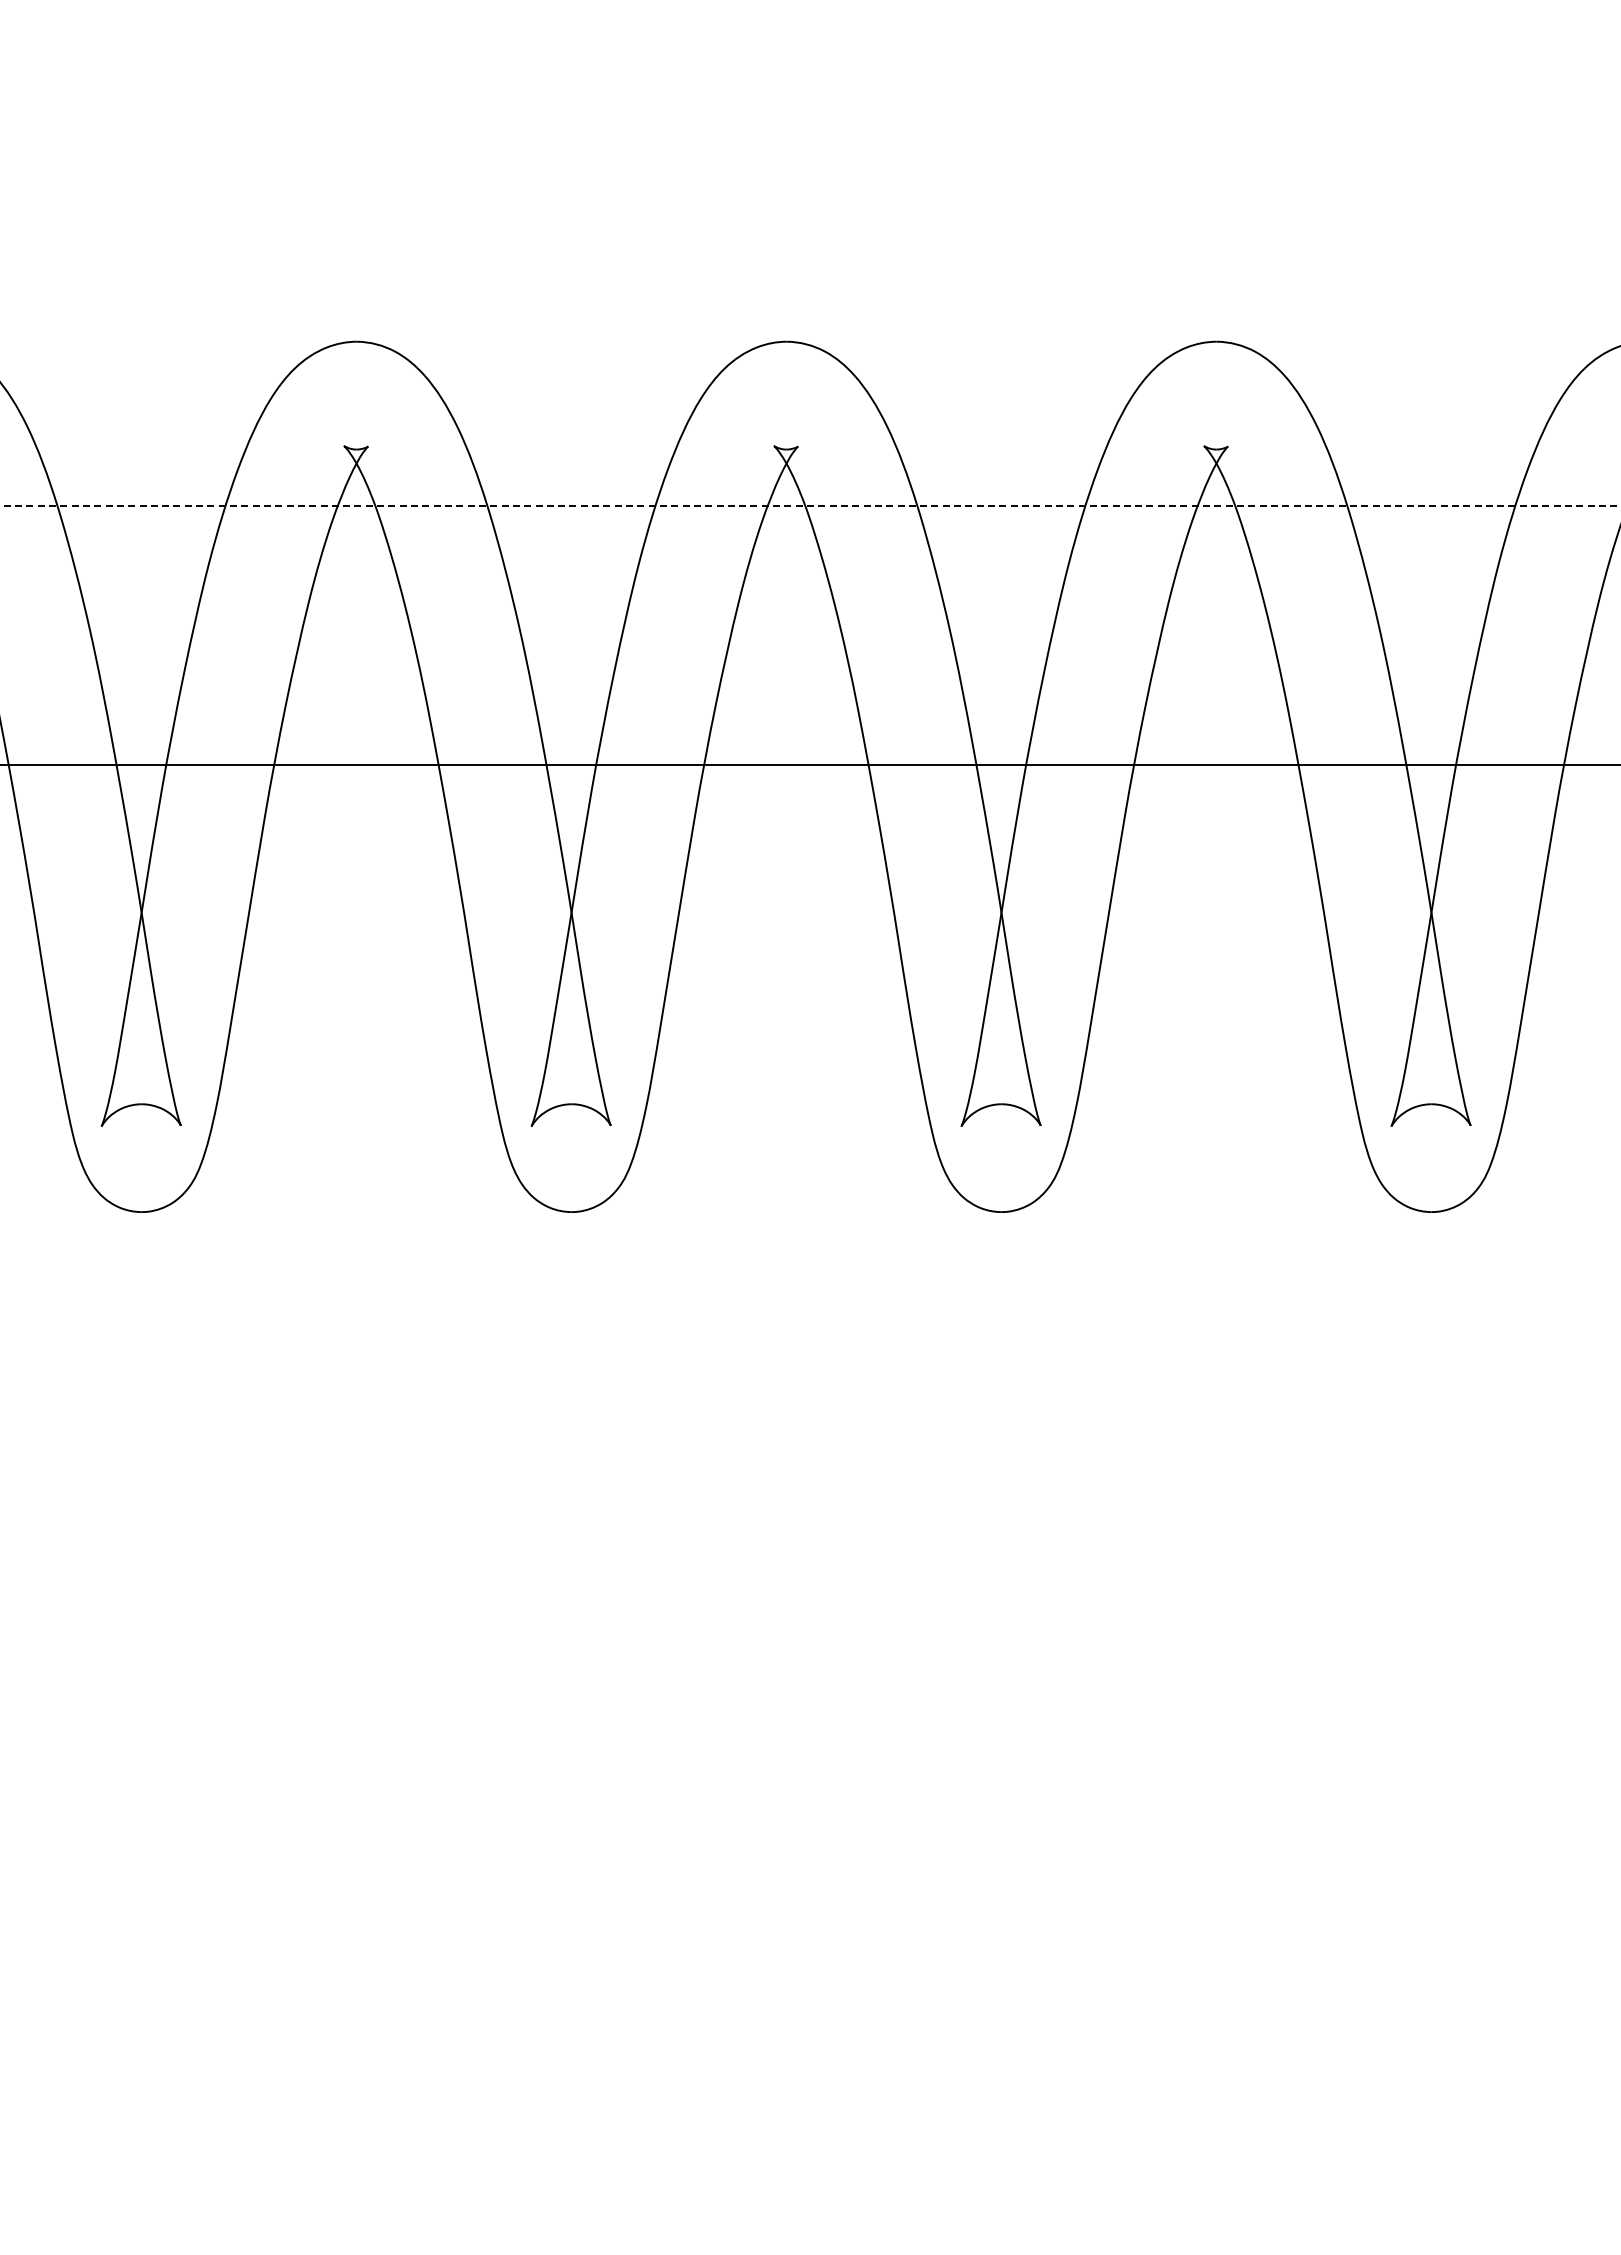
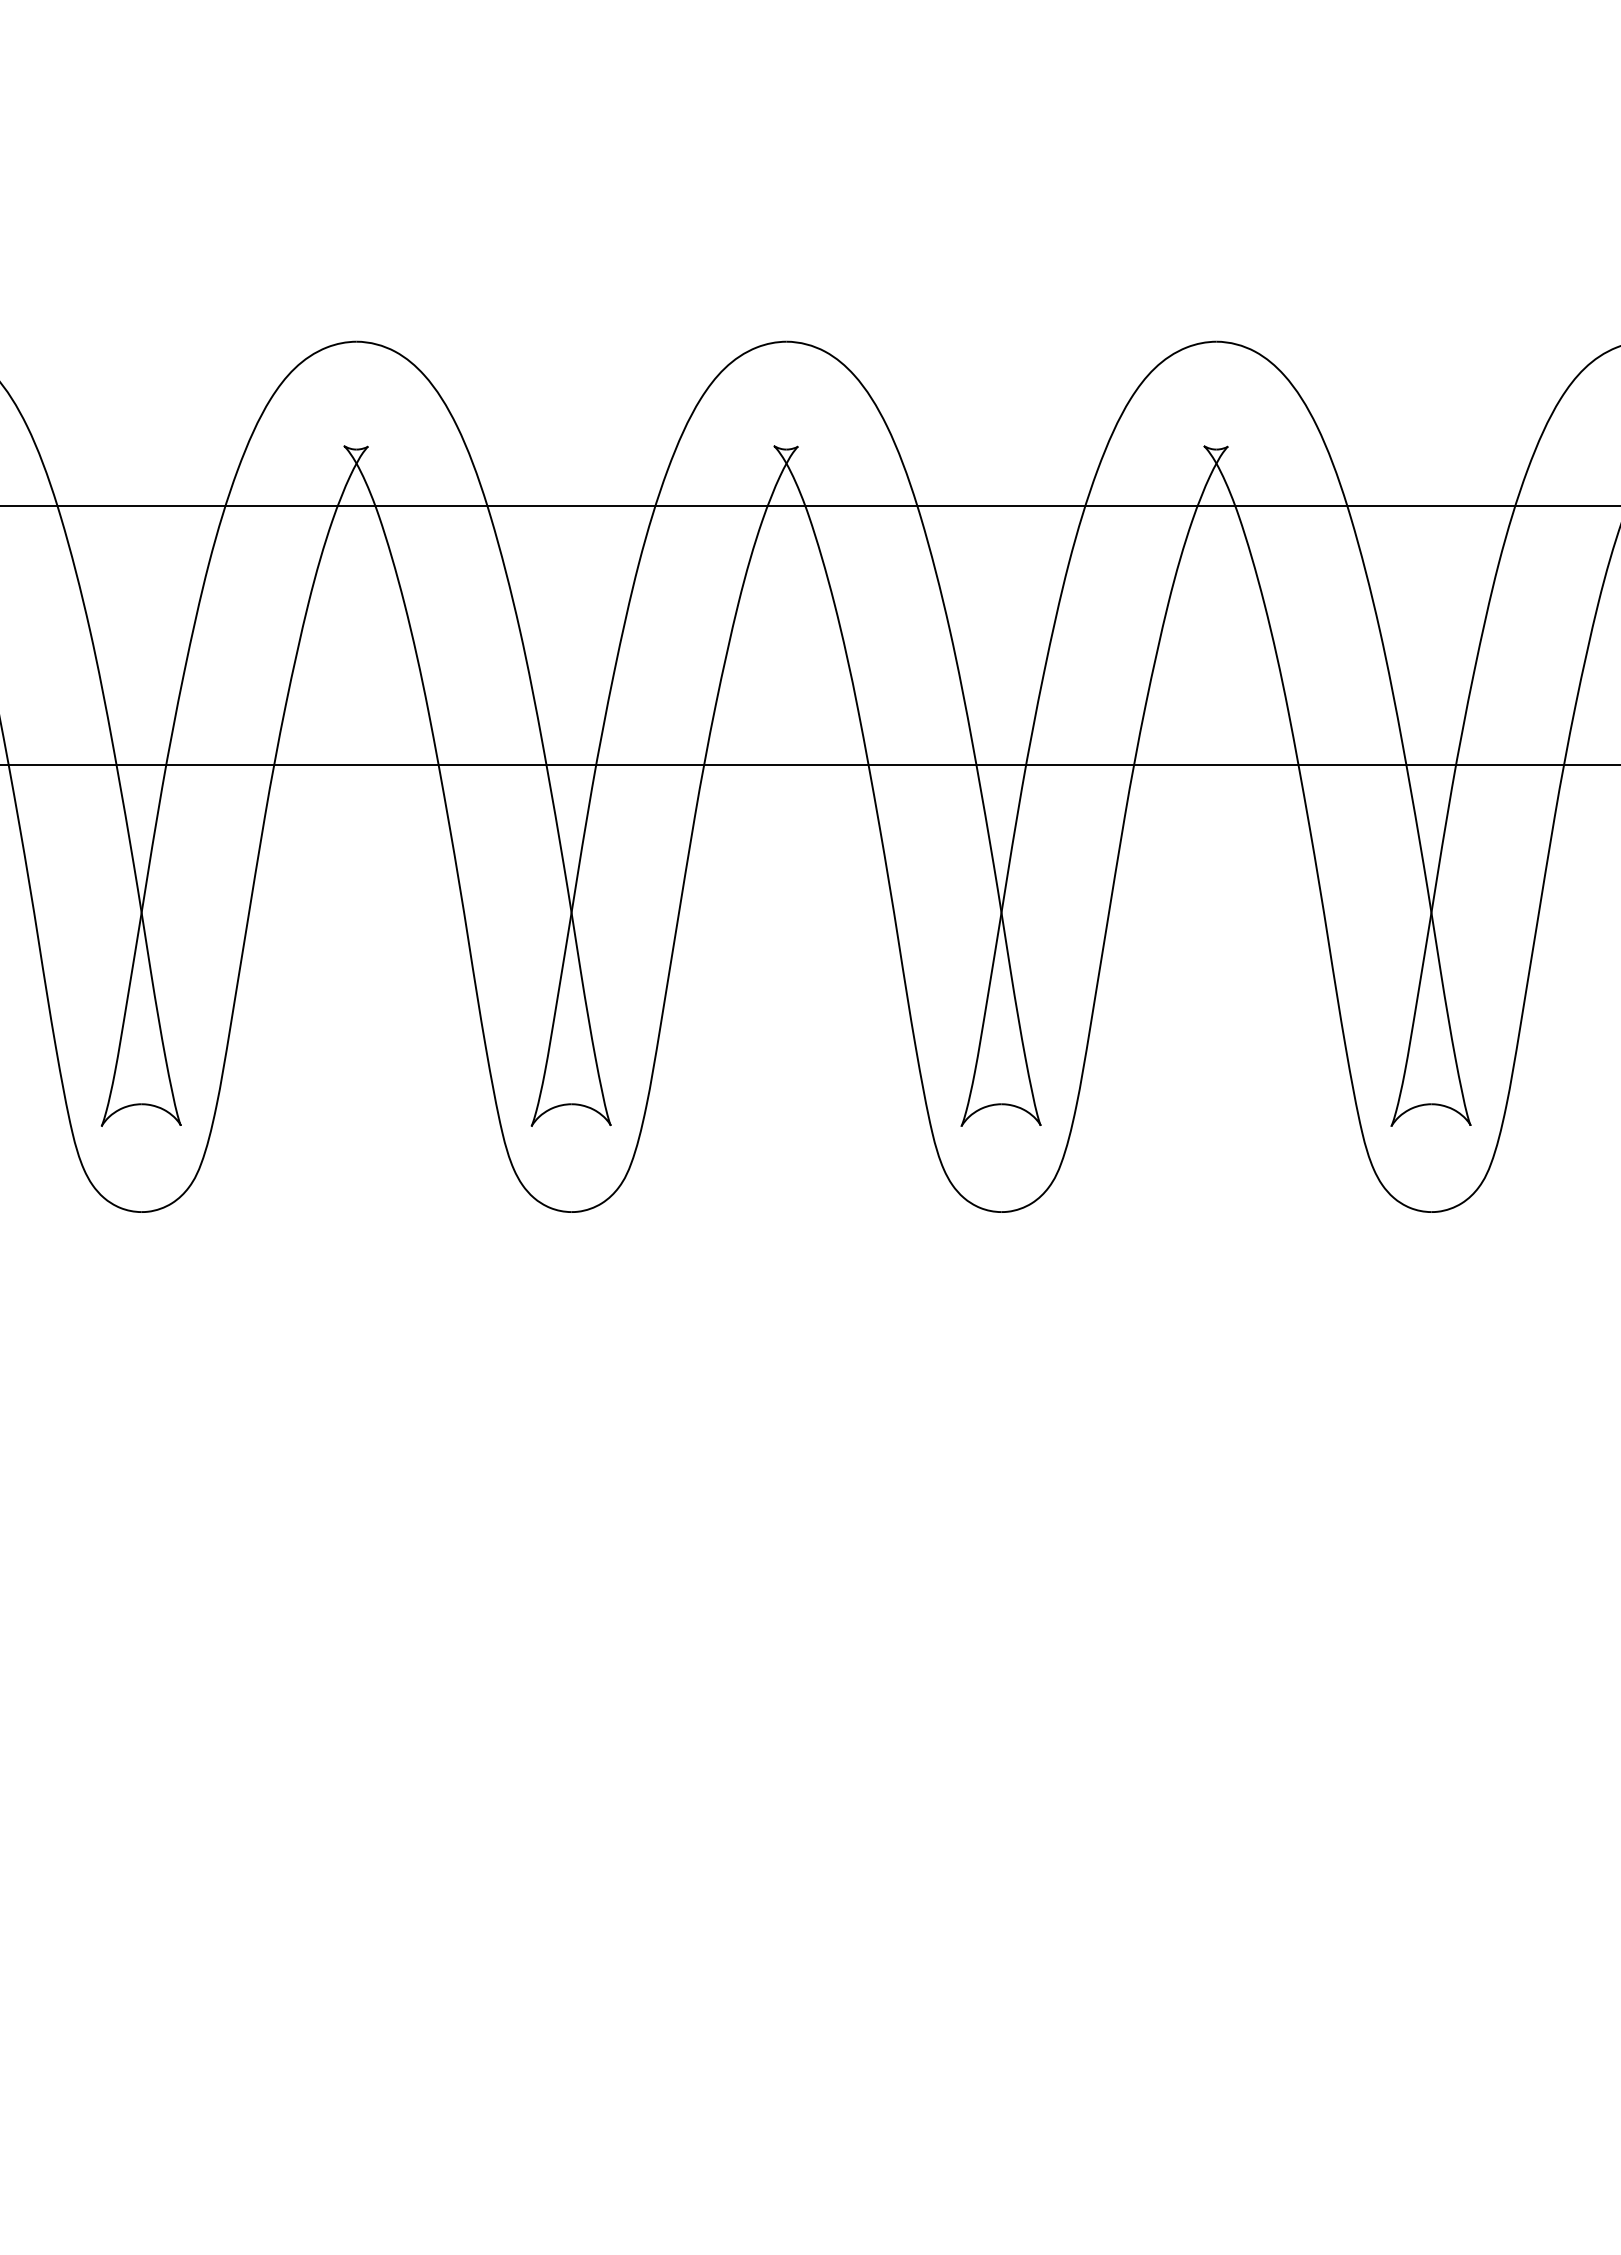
line: dashed -> solid (810, 506)
